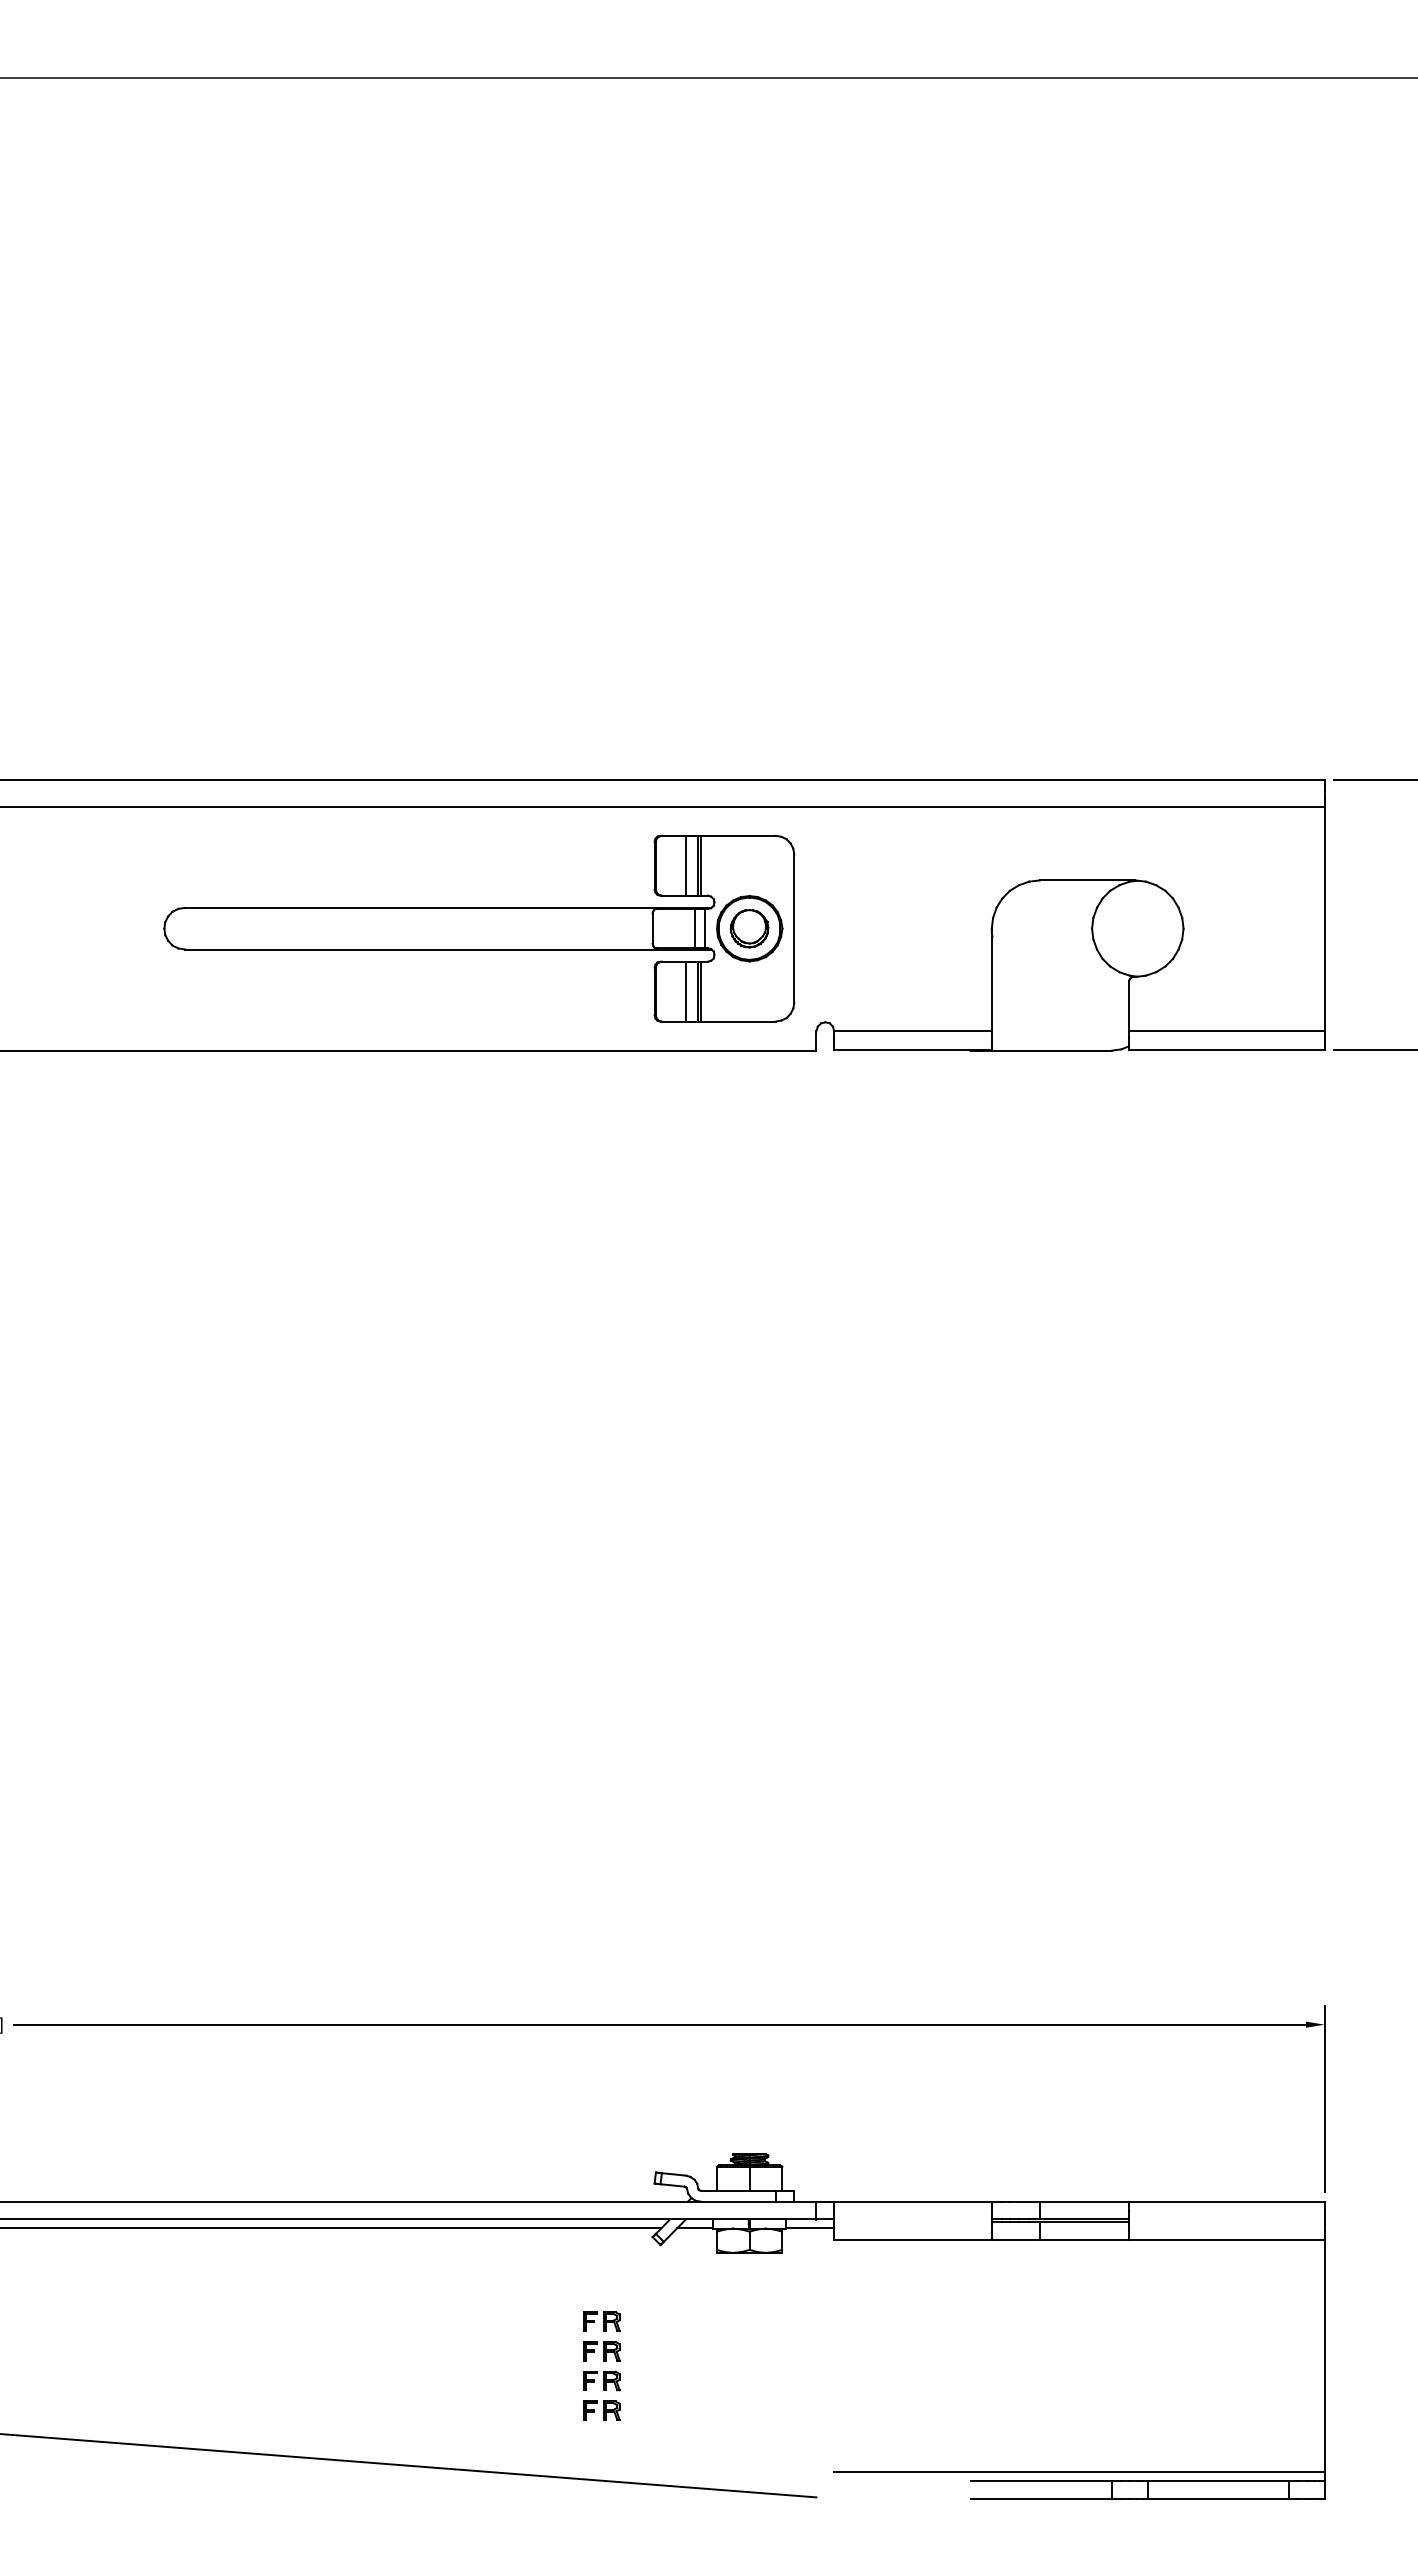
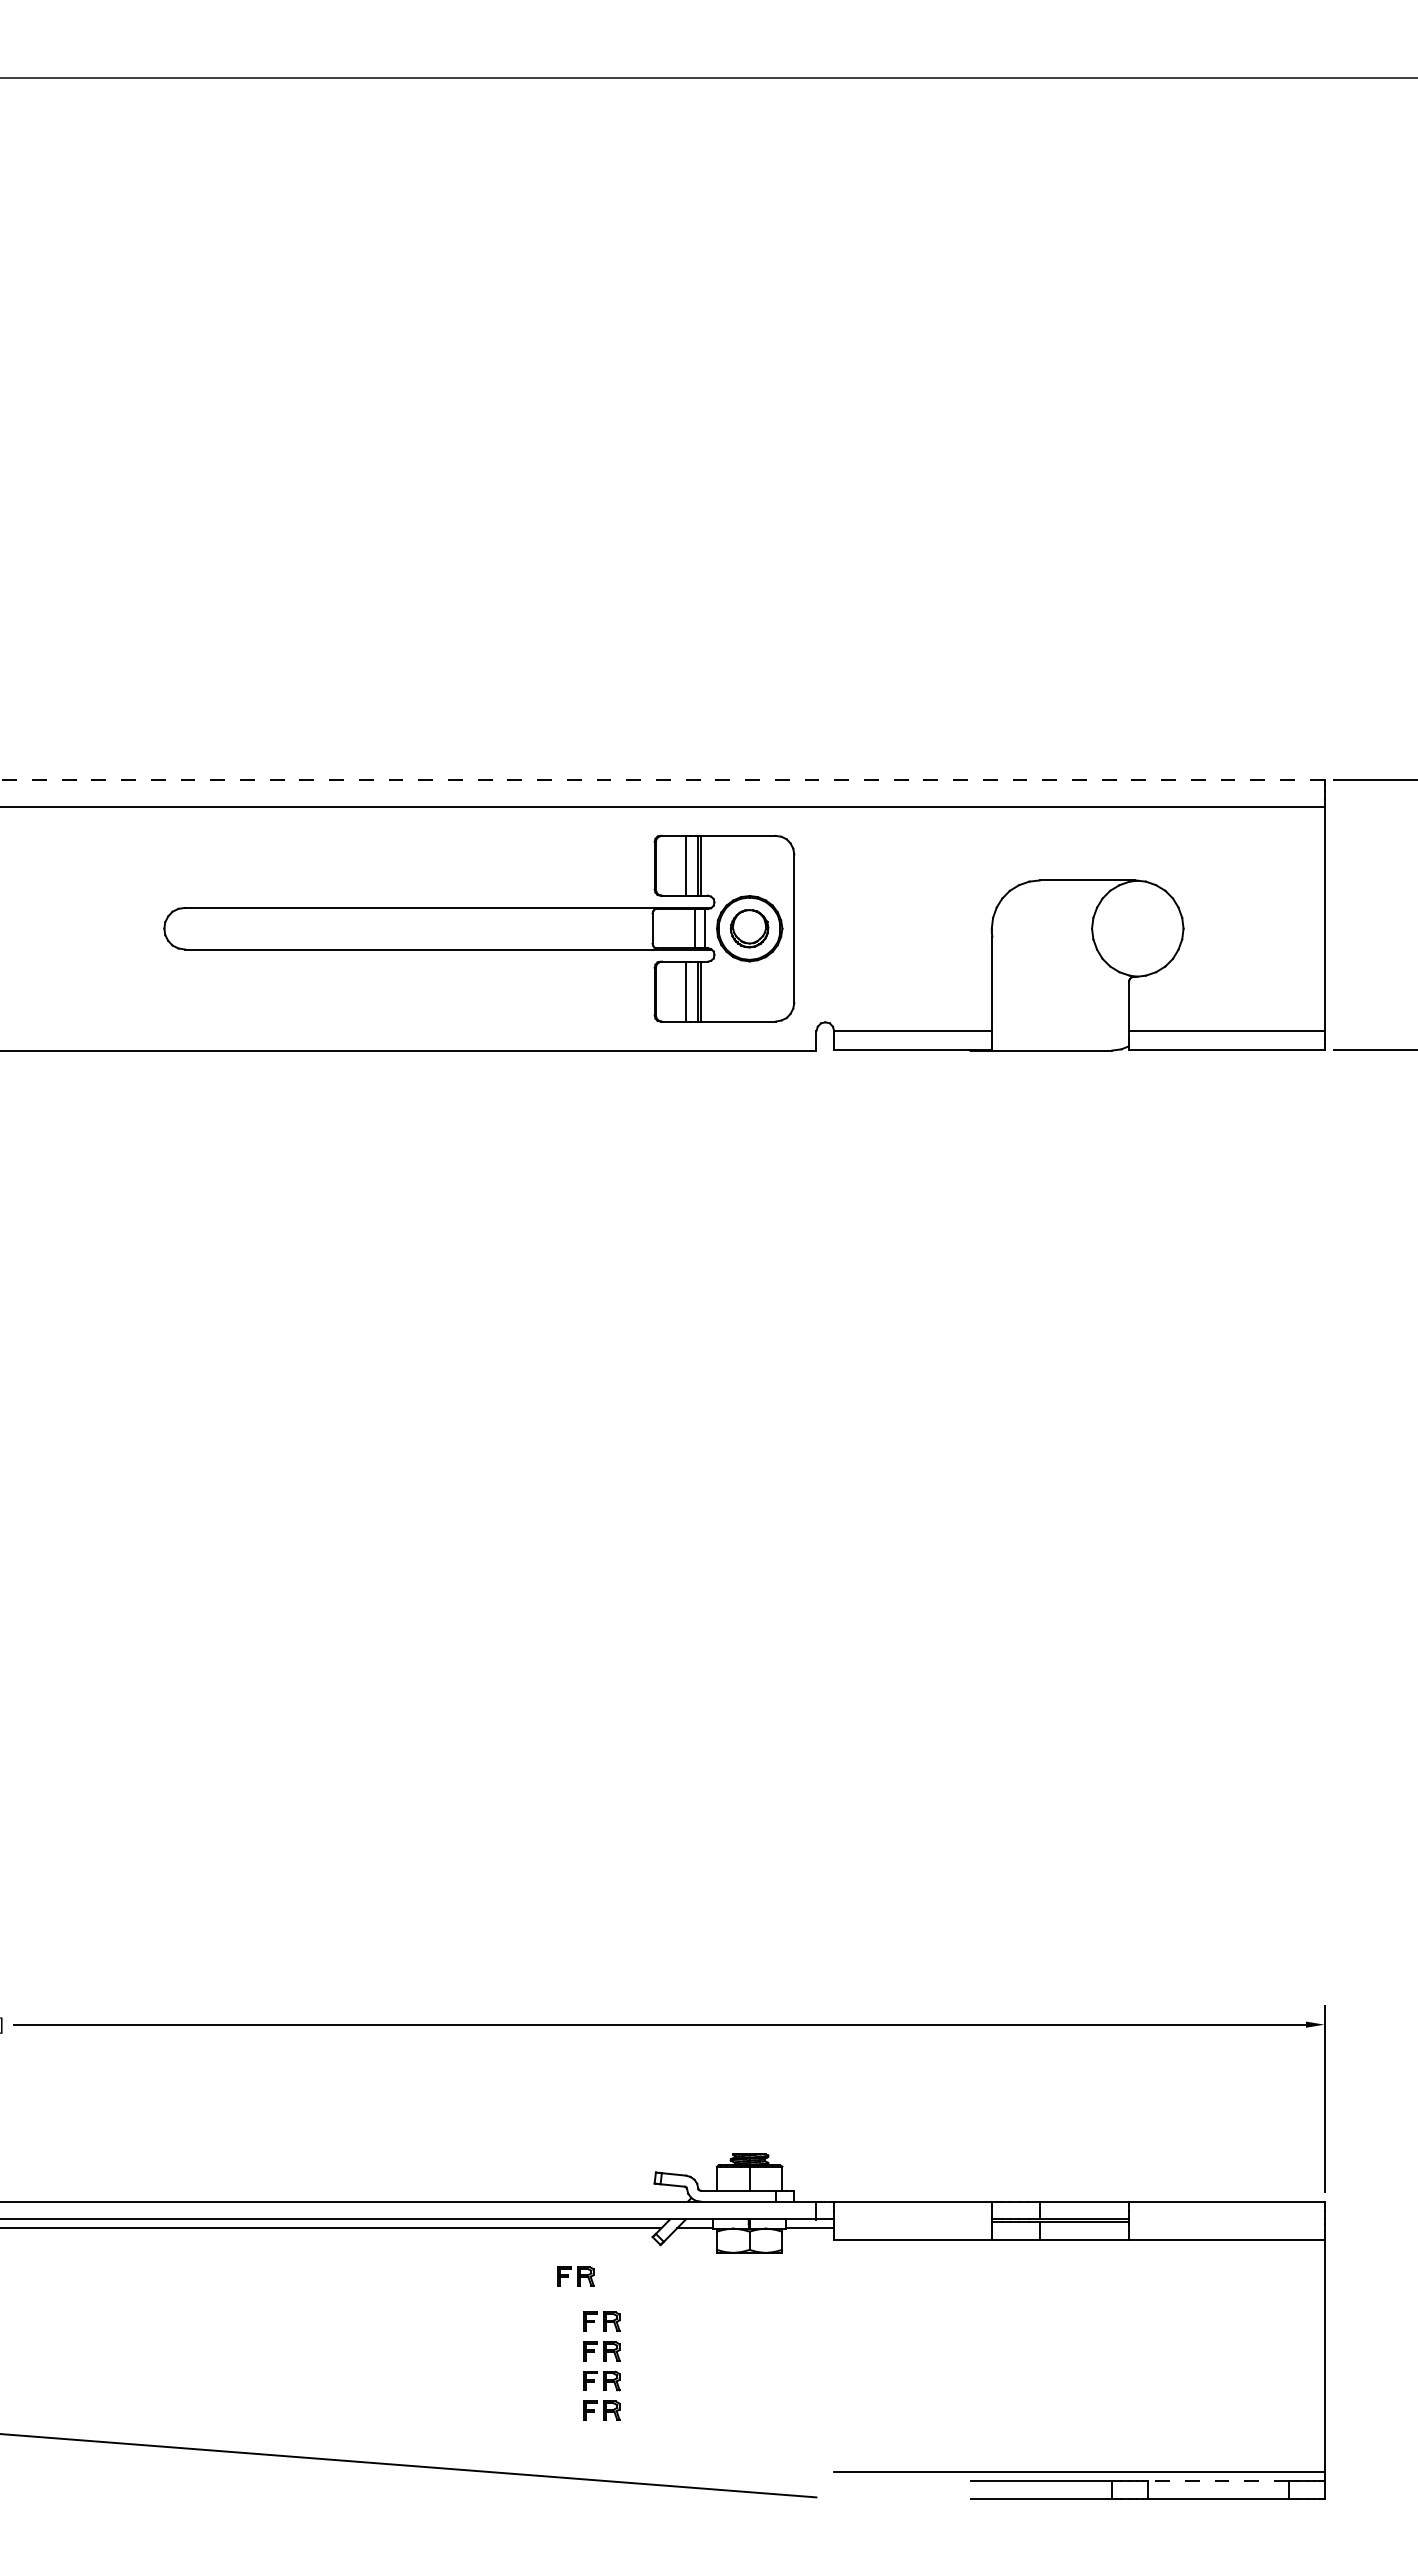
line: solid -> dashed (662, 780)
part: none -> present (575, 2276)
line: solid -> dashed (1217, 2480)
